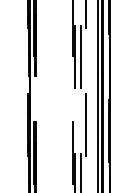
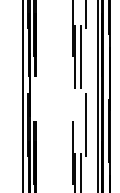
line: none -> present (22, 95)
